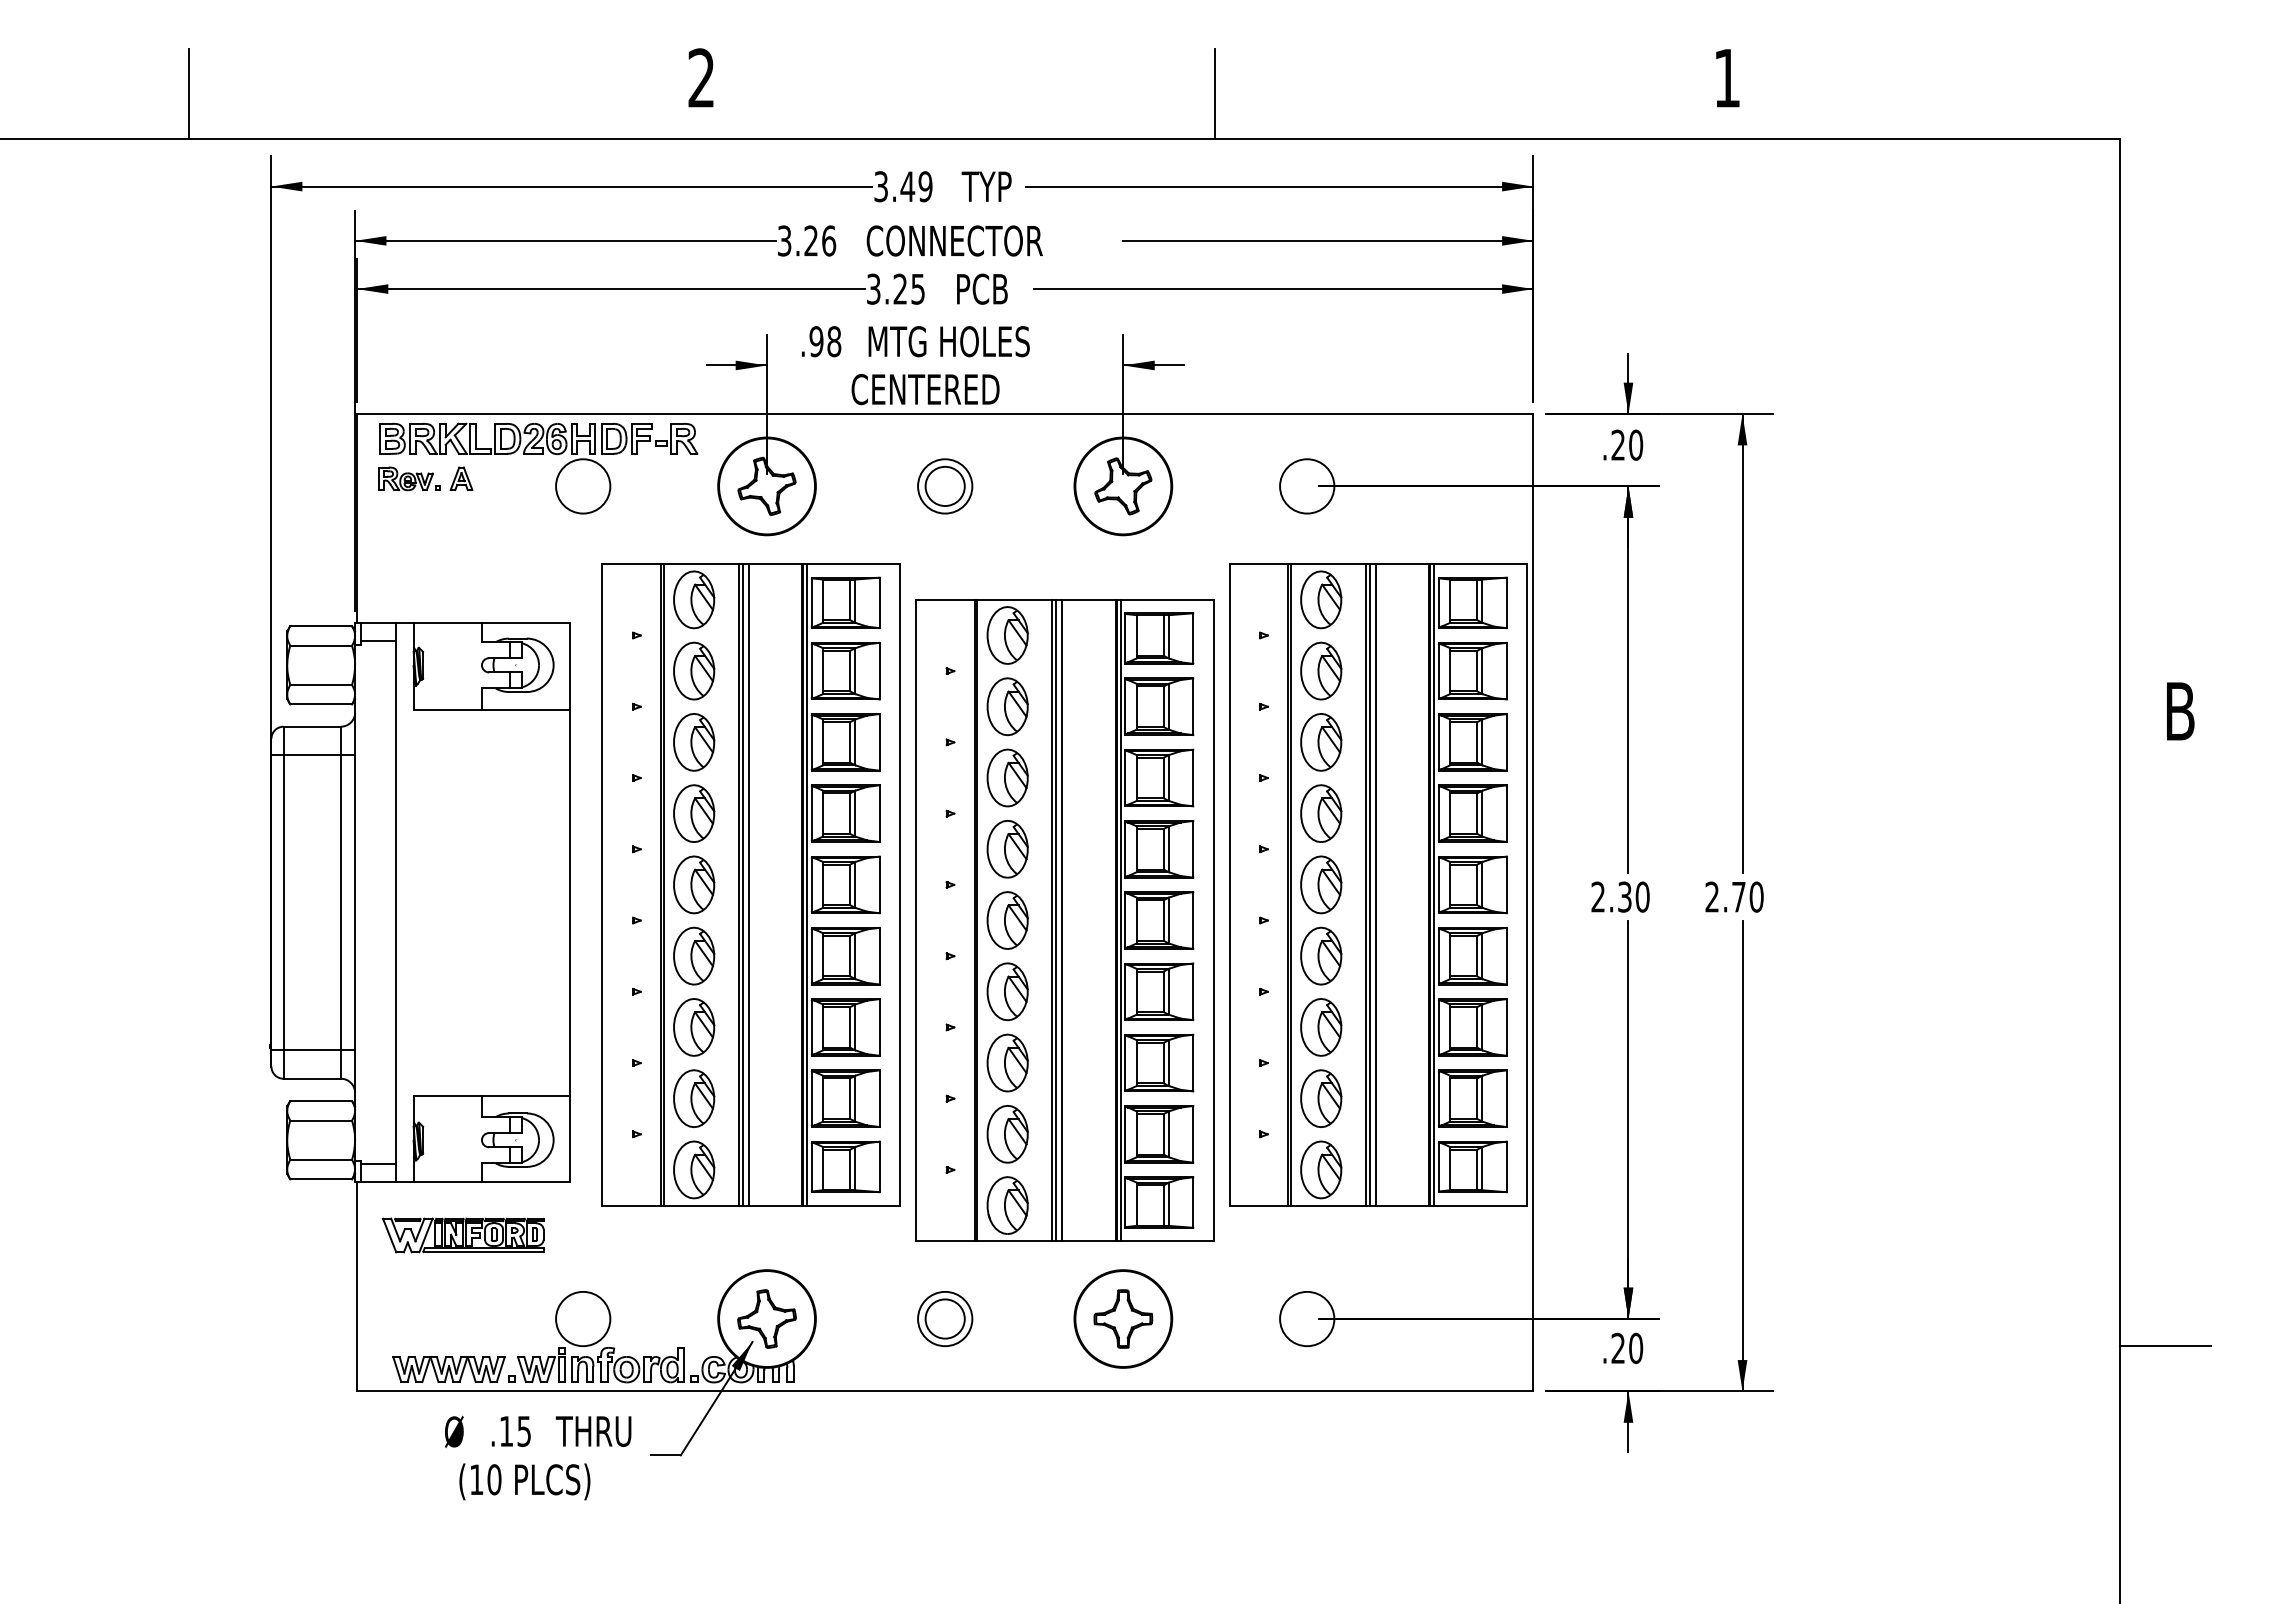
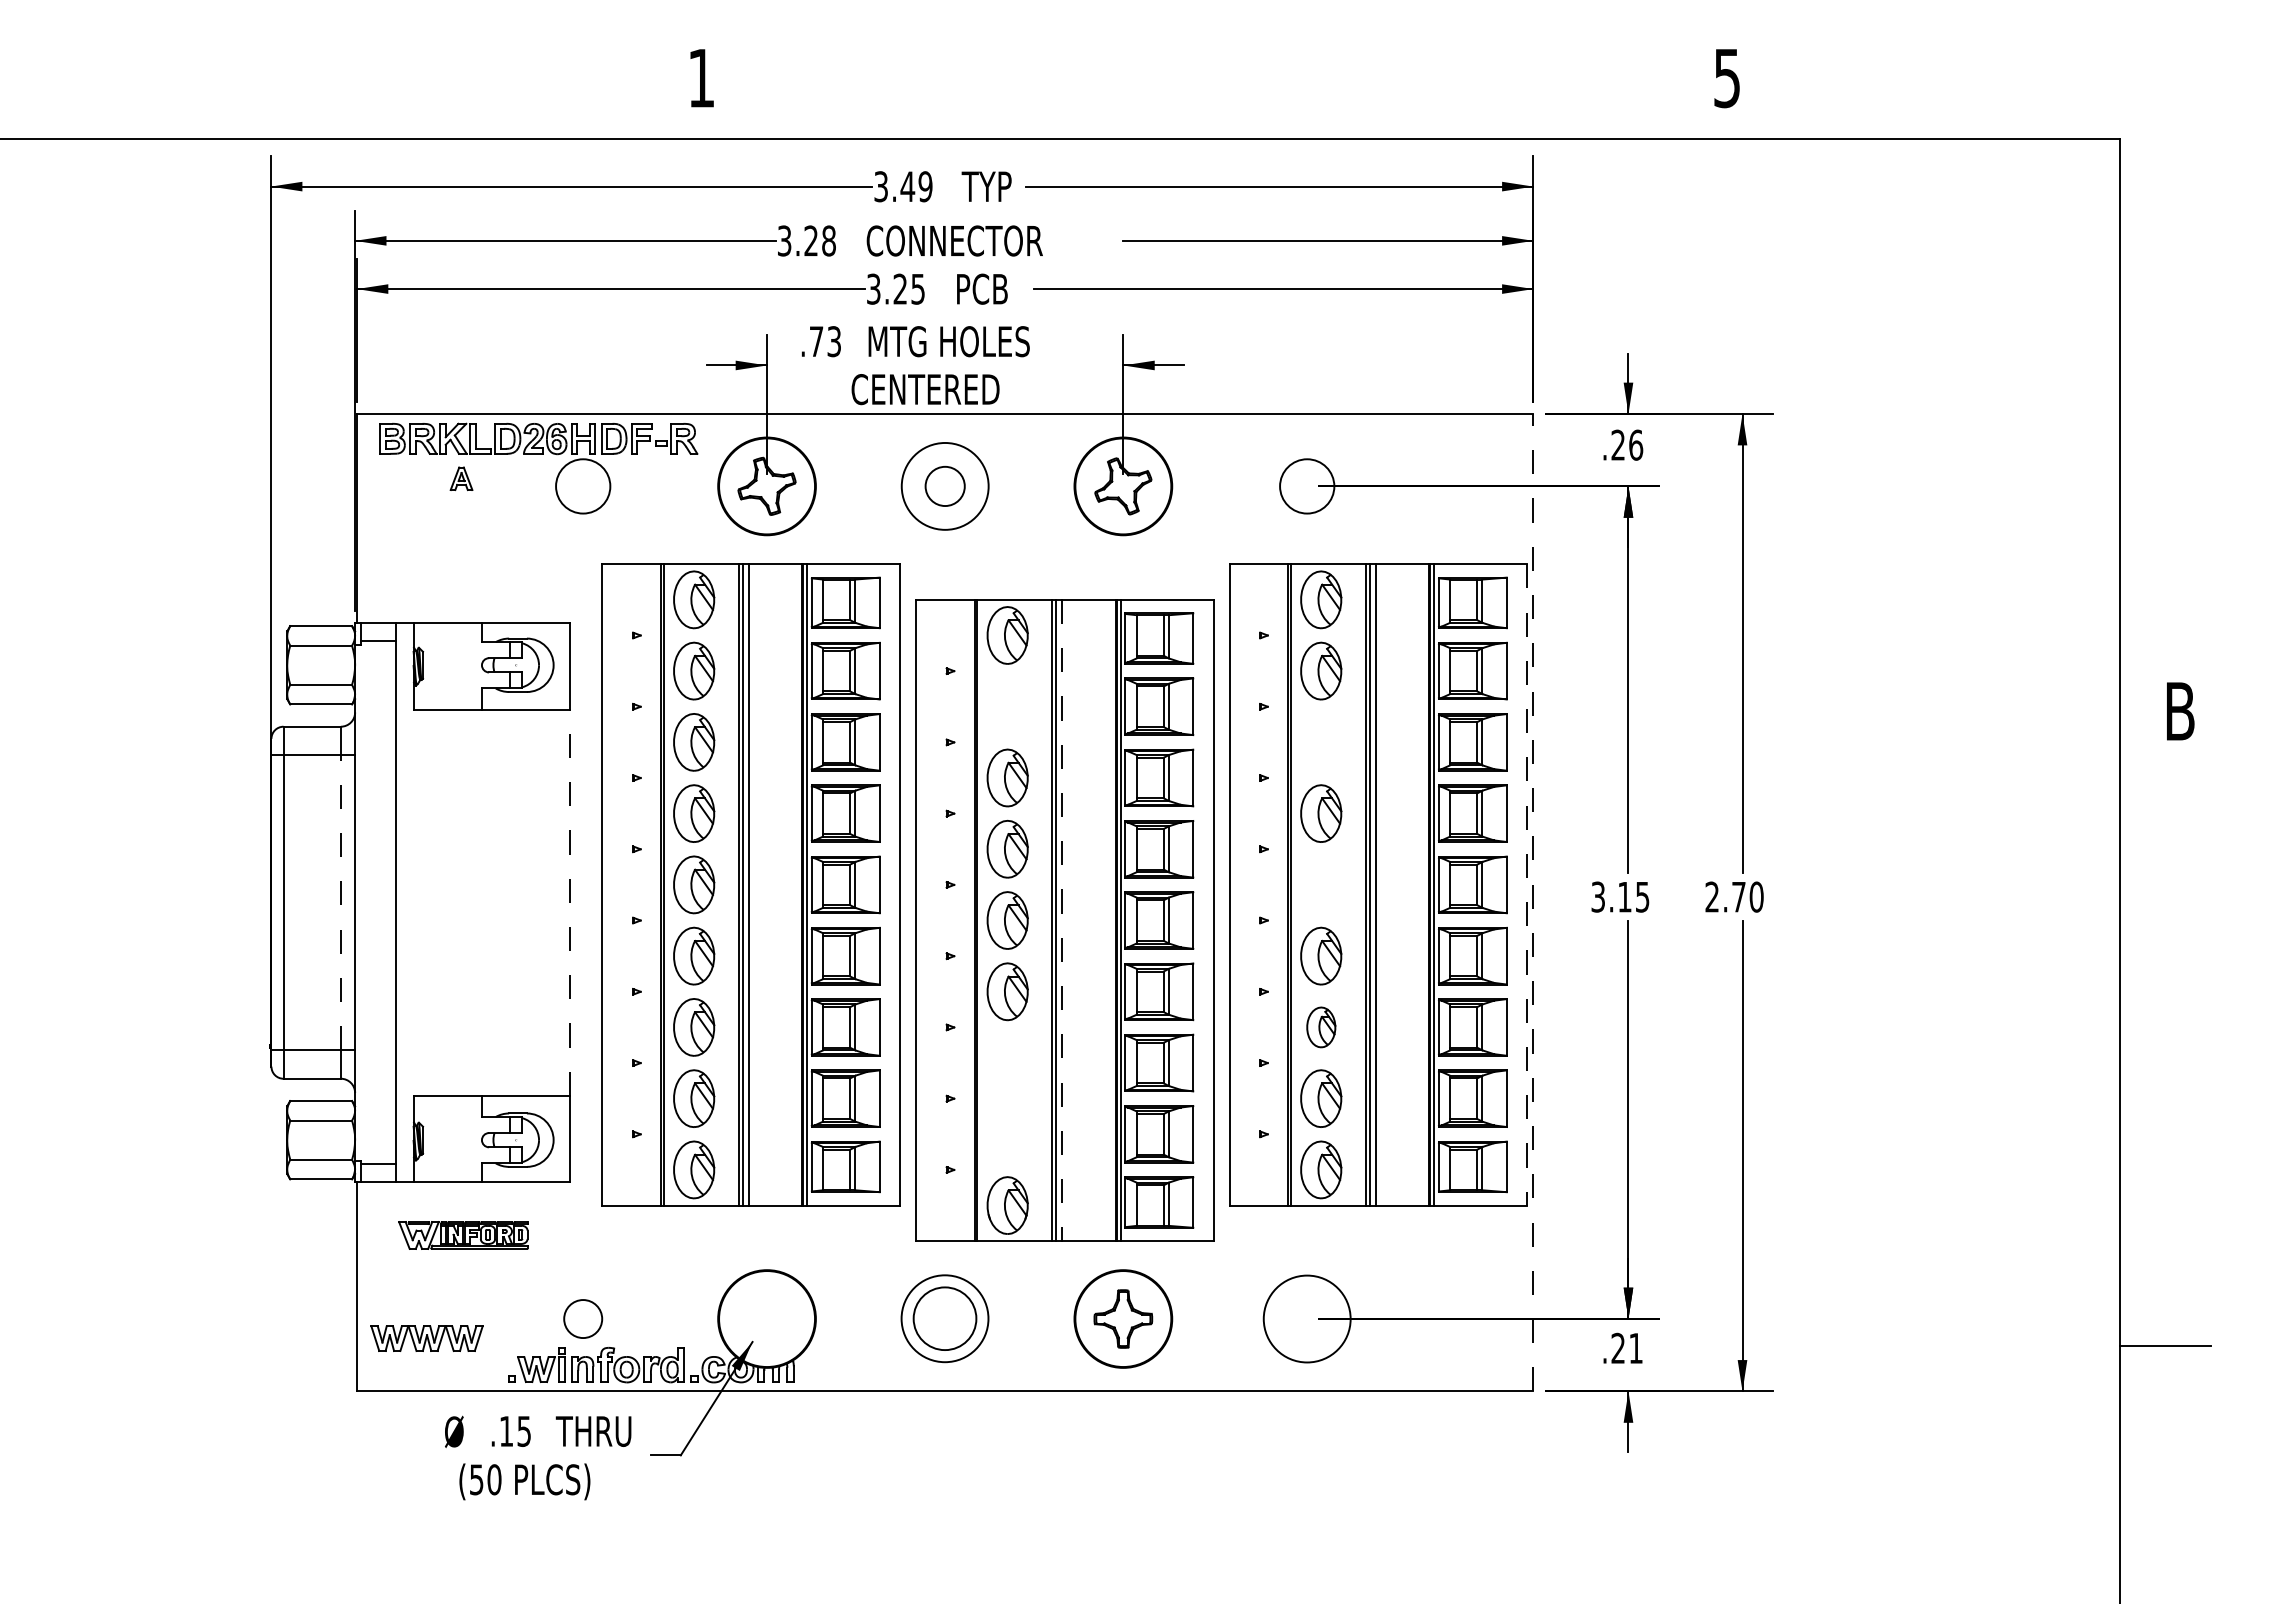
text: 2 -> 1 (700, 77)
text: 1 -> 5 (1726, 78)
line: present -> none (189, 93)
line: present -> none (1215, 93)
text: 3.26 -> 3.28 (829, 240)
text: .98 -> .73 (825, 341)
text: .20 -> .26 (1636, 444)
part: present -> none (409, 478)
circle diameter: 54 px -> 87 px (944, 485)
part: present -> none (1007, 706)
part: present -> none (1321, 742)
part: present -> none (1321, 884)
line: solid -> dashed (1527, 884)
text: 2.30 -> 3.15 (1620, 896)
line: solid -> dashed (340, 902)
line: solid -> dashed (569, 902)
line: solid -> dashed (1533, 902)
line: solid -> dashed (1062, 920)
part size: 43x59 px -> 31x43 px (1321, 1027)
part: present -> none (1007, 1062)
part: present -> none (1007, 1134)
part size: 163x37 px -> 131x29 px (463, 1235)
circle diameter: 54 px -> 38 px (583, 1319)
part: present -> none (766, 1318)
circle diameter: 54 px -> 87 px (1306, 1318)
part size: 57x57 px -> 90x90 px (944, 1318)
text: .20 -> .21 (1636, 1347)
part position: (448, 1369) -> (426, 1338) (426, 1338)
text: (10 -> (50 (476, 1479)
